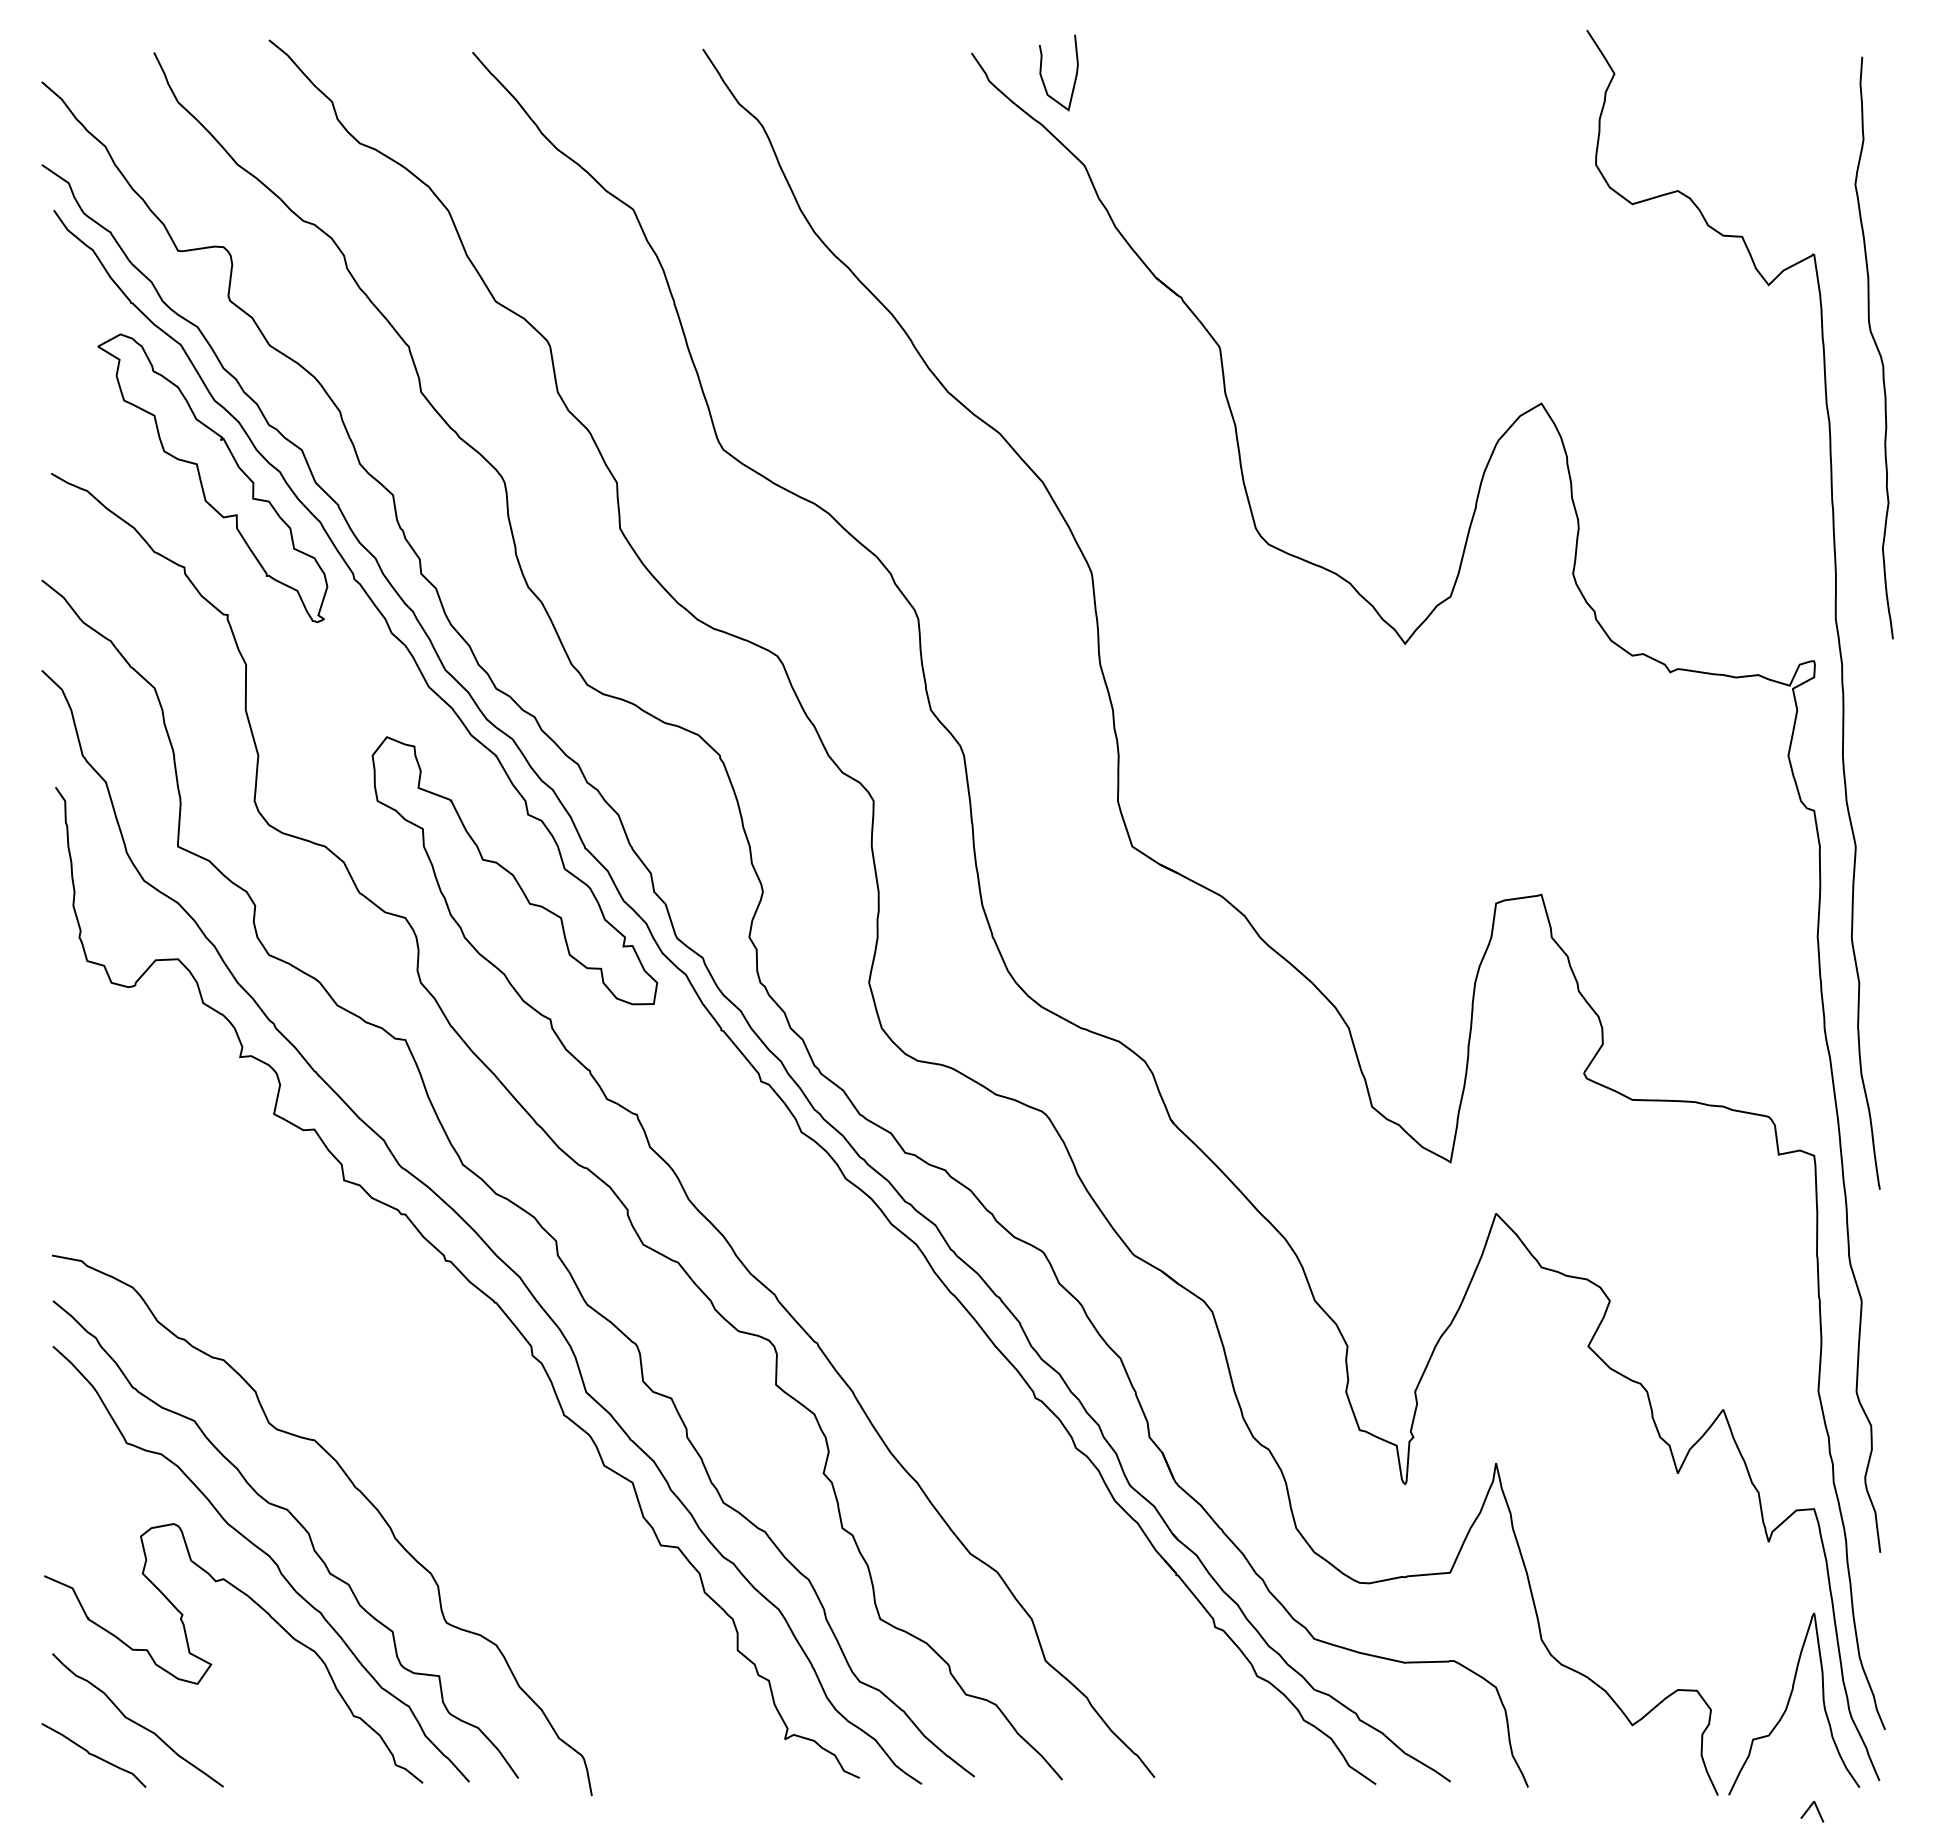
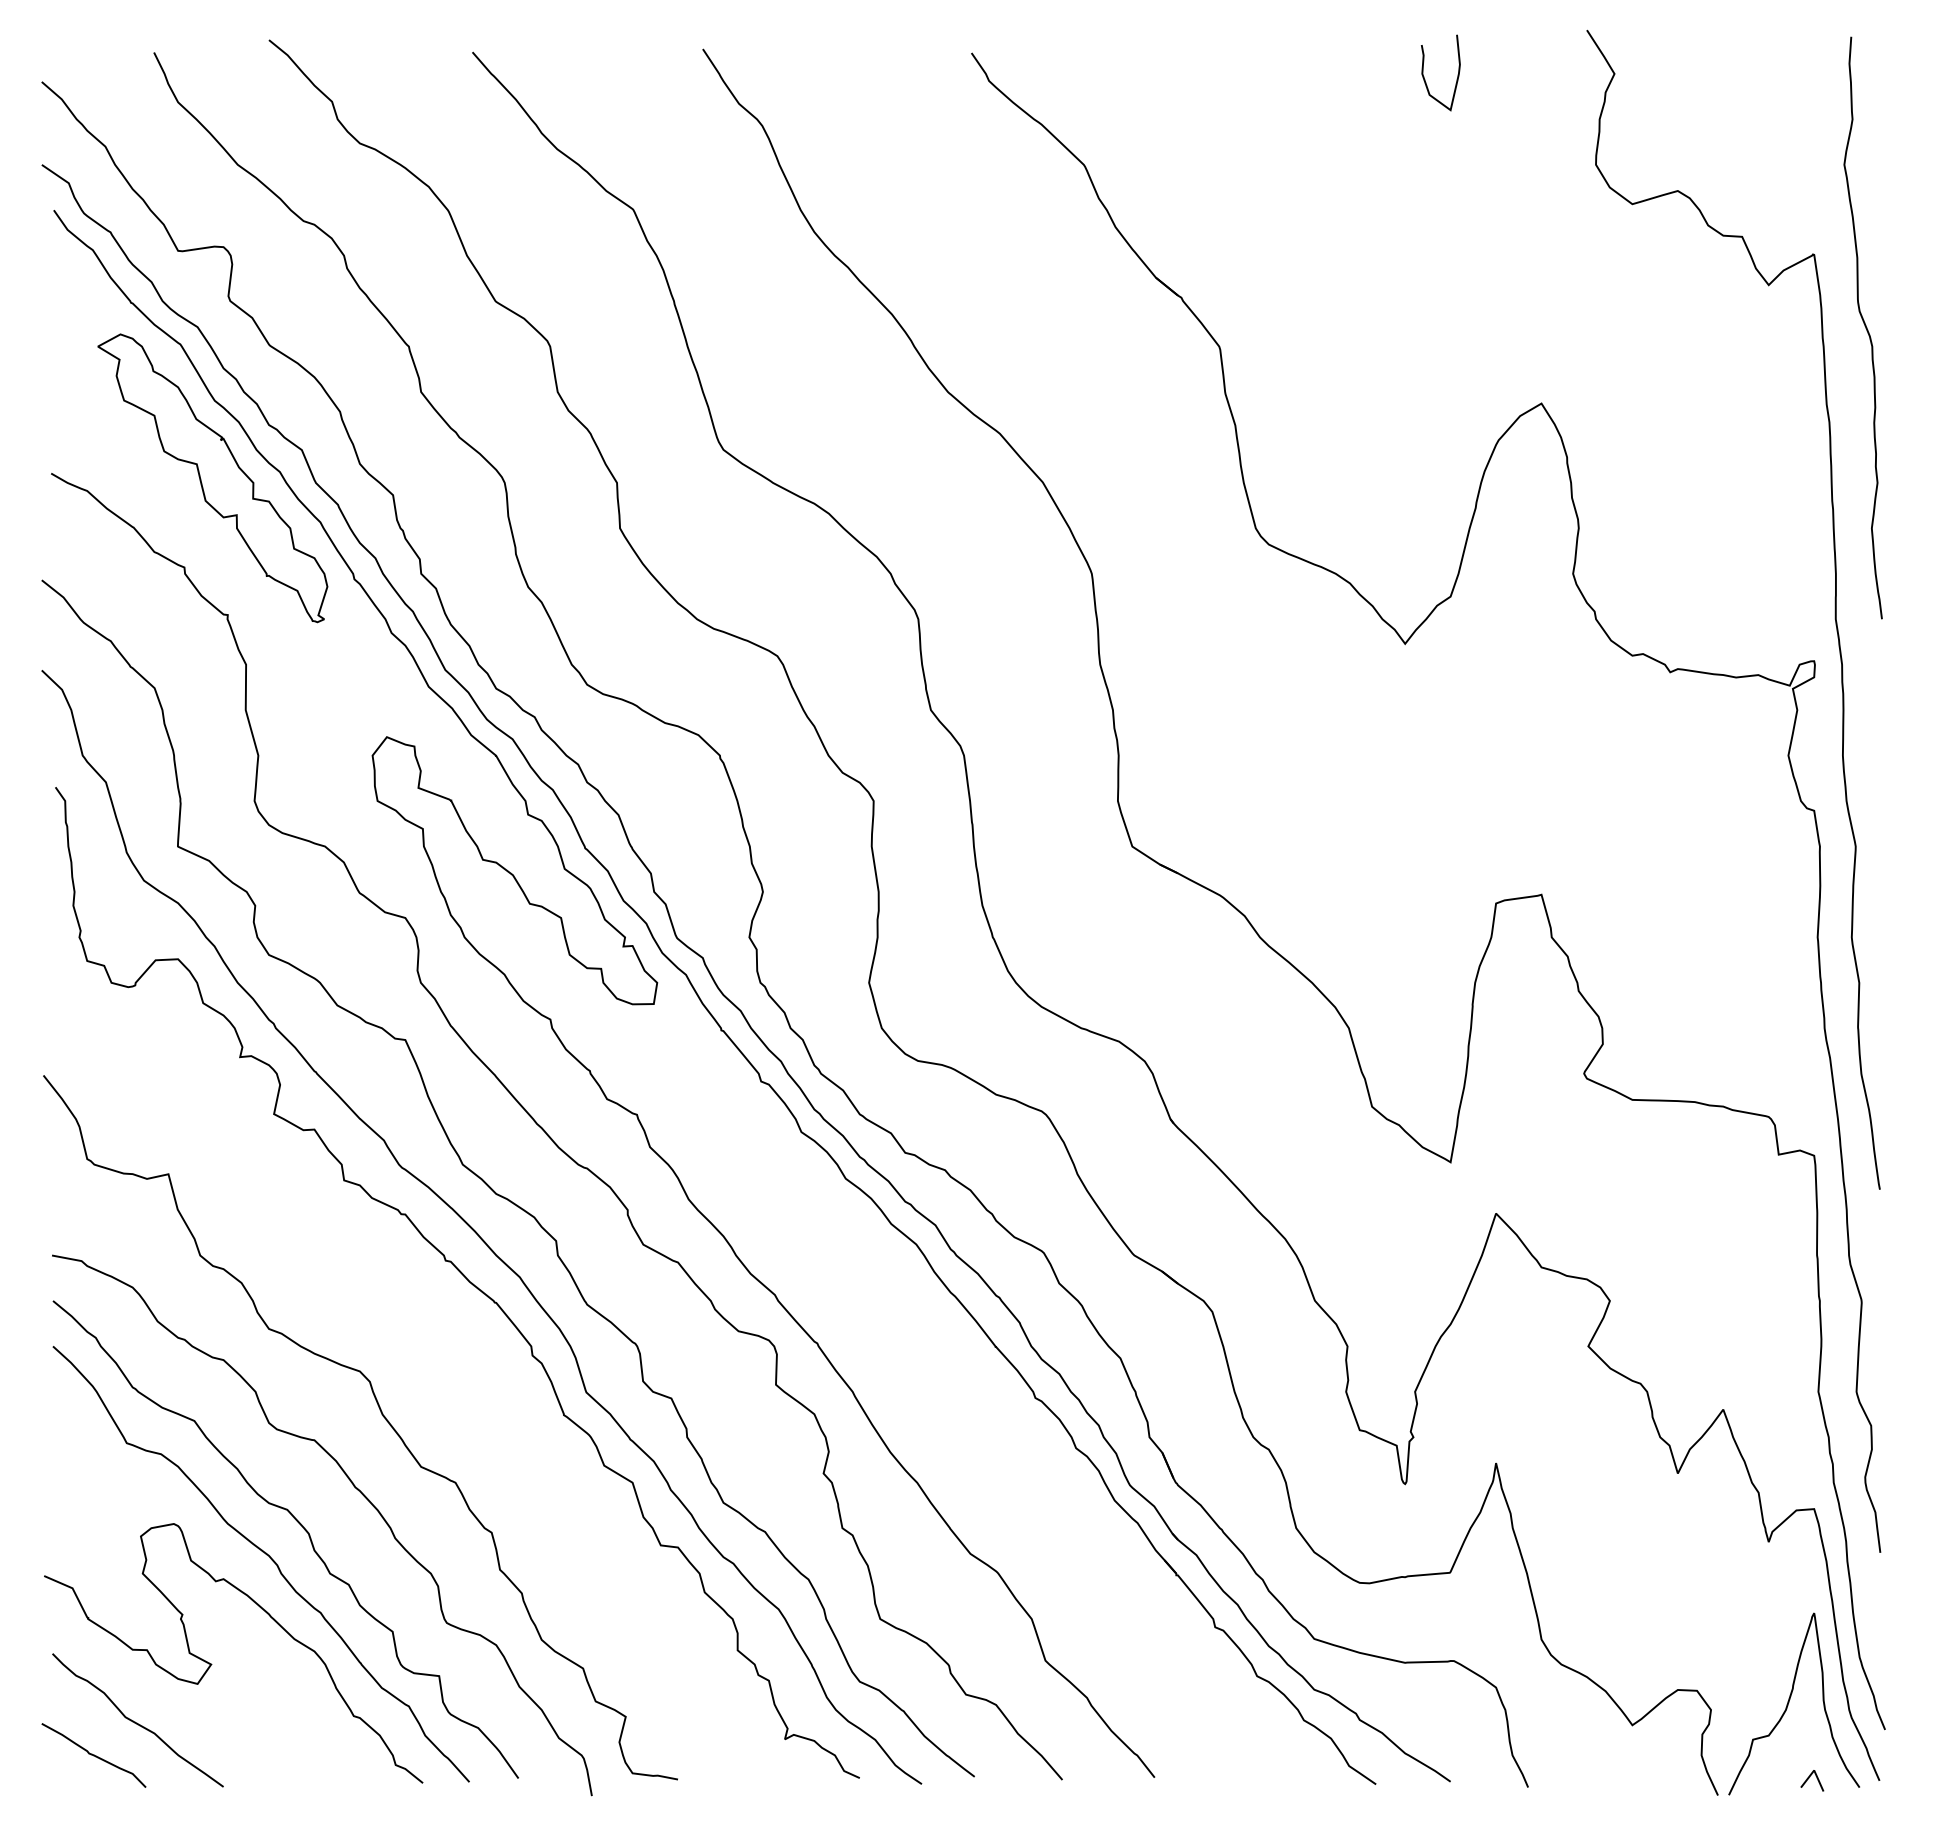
curve position: (1042, 76) -> (1424, 76) (1424, 76)
curve position: (1875, 346) -> (1864, 326) (1864, 326)
curve: none -> present (382, 1416)
line position: (1809, 1809) -> (1809, 1778) (1809, 1778)
